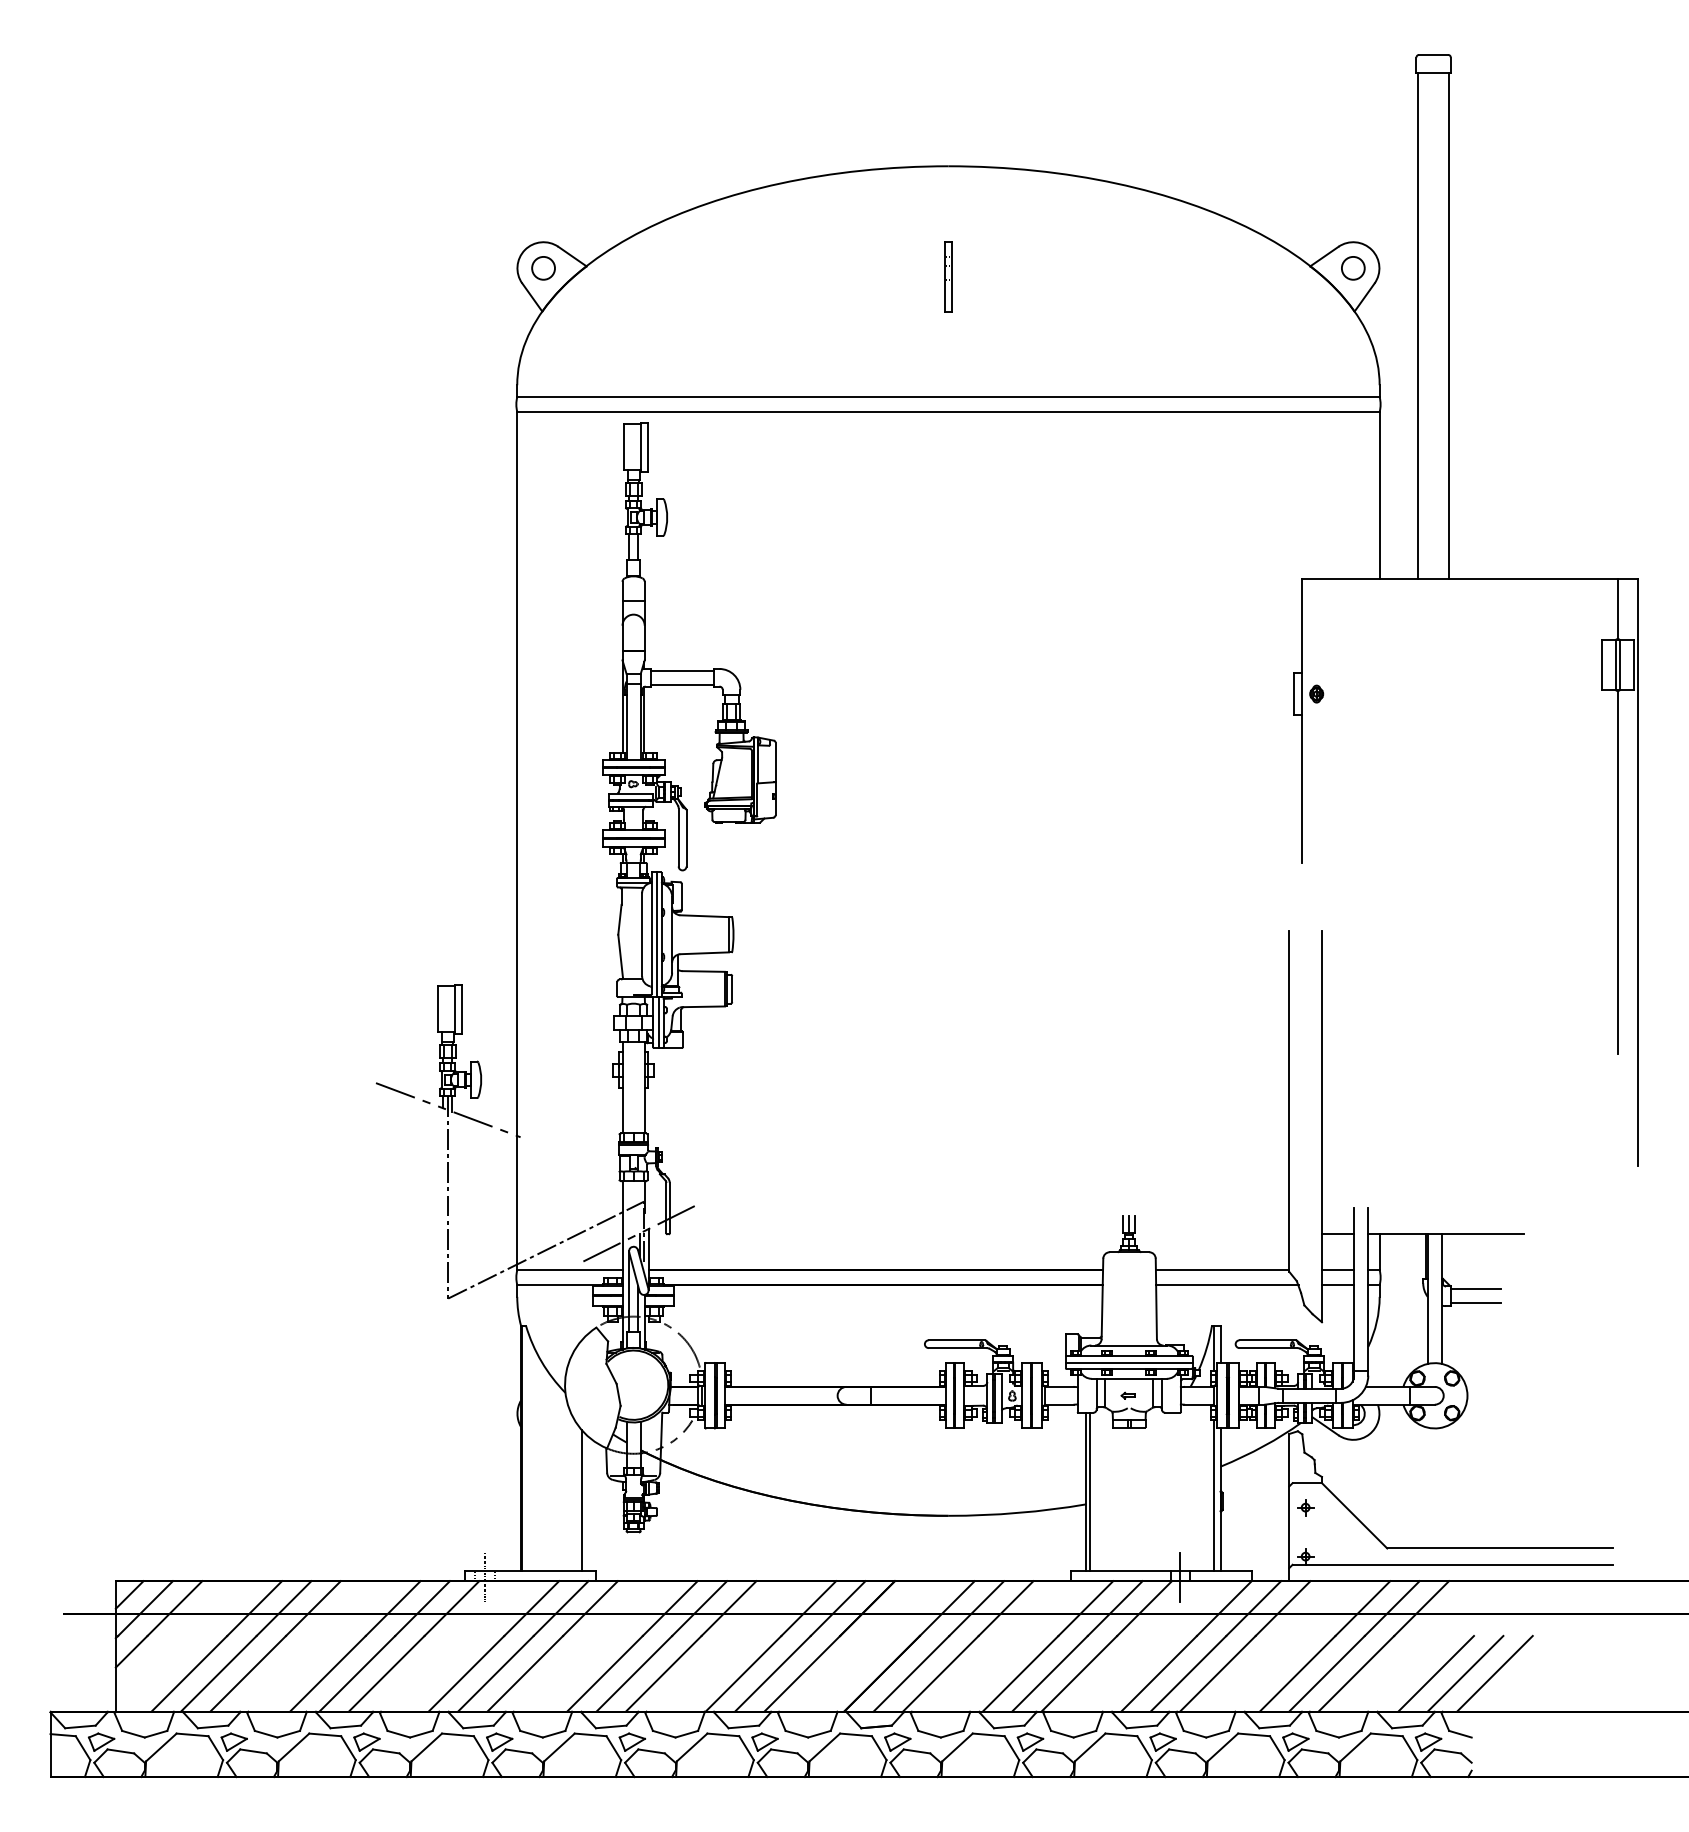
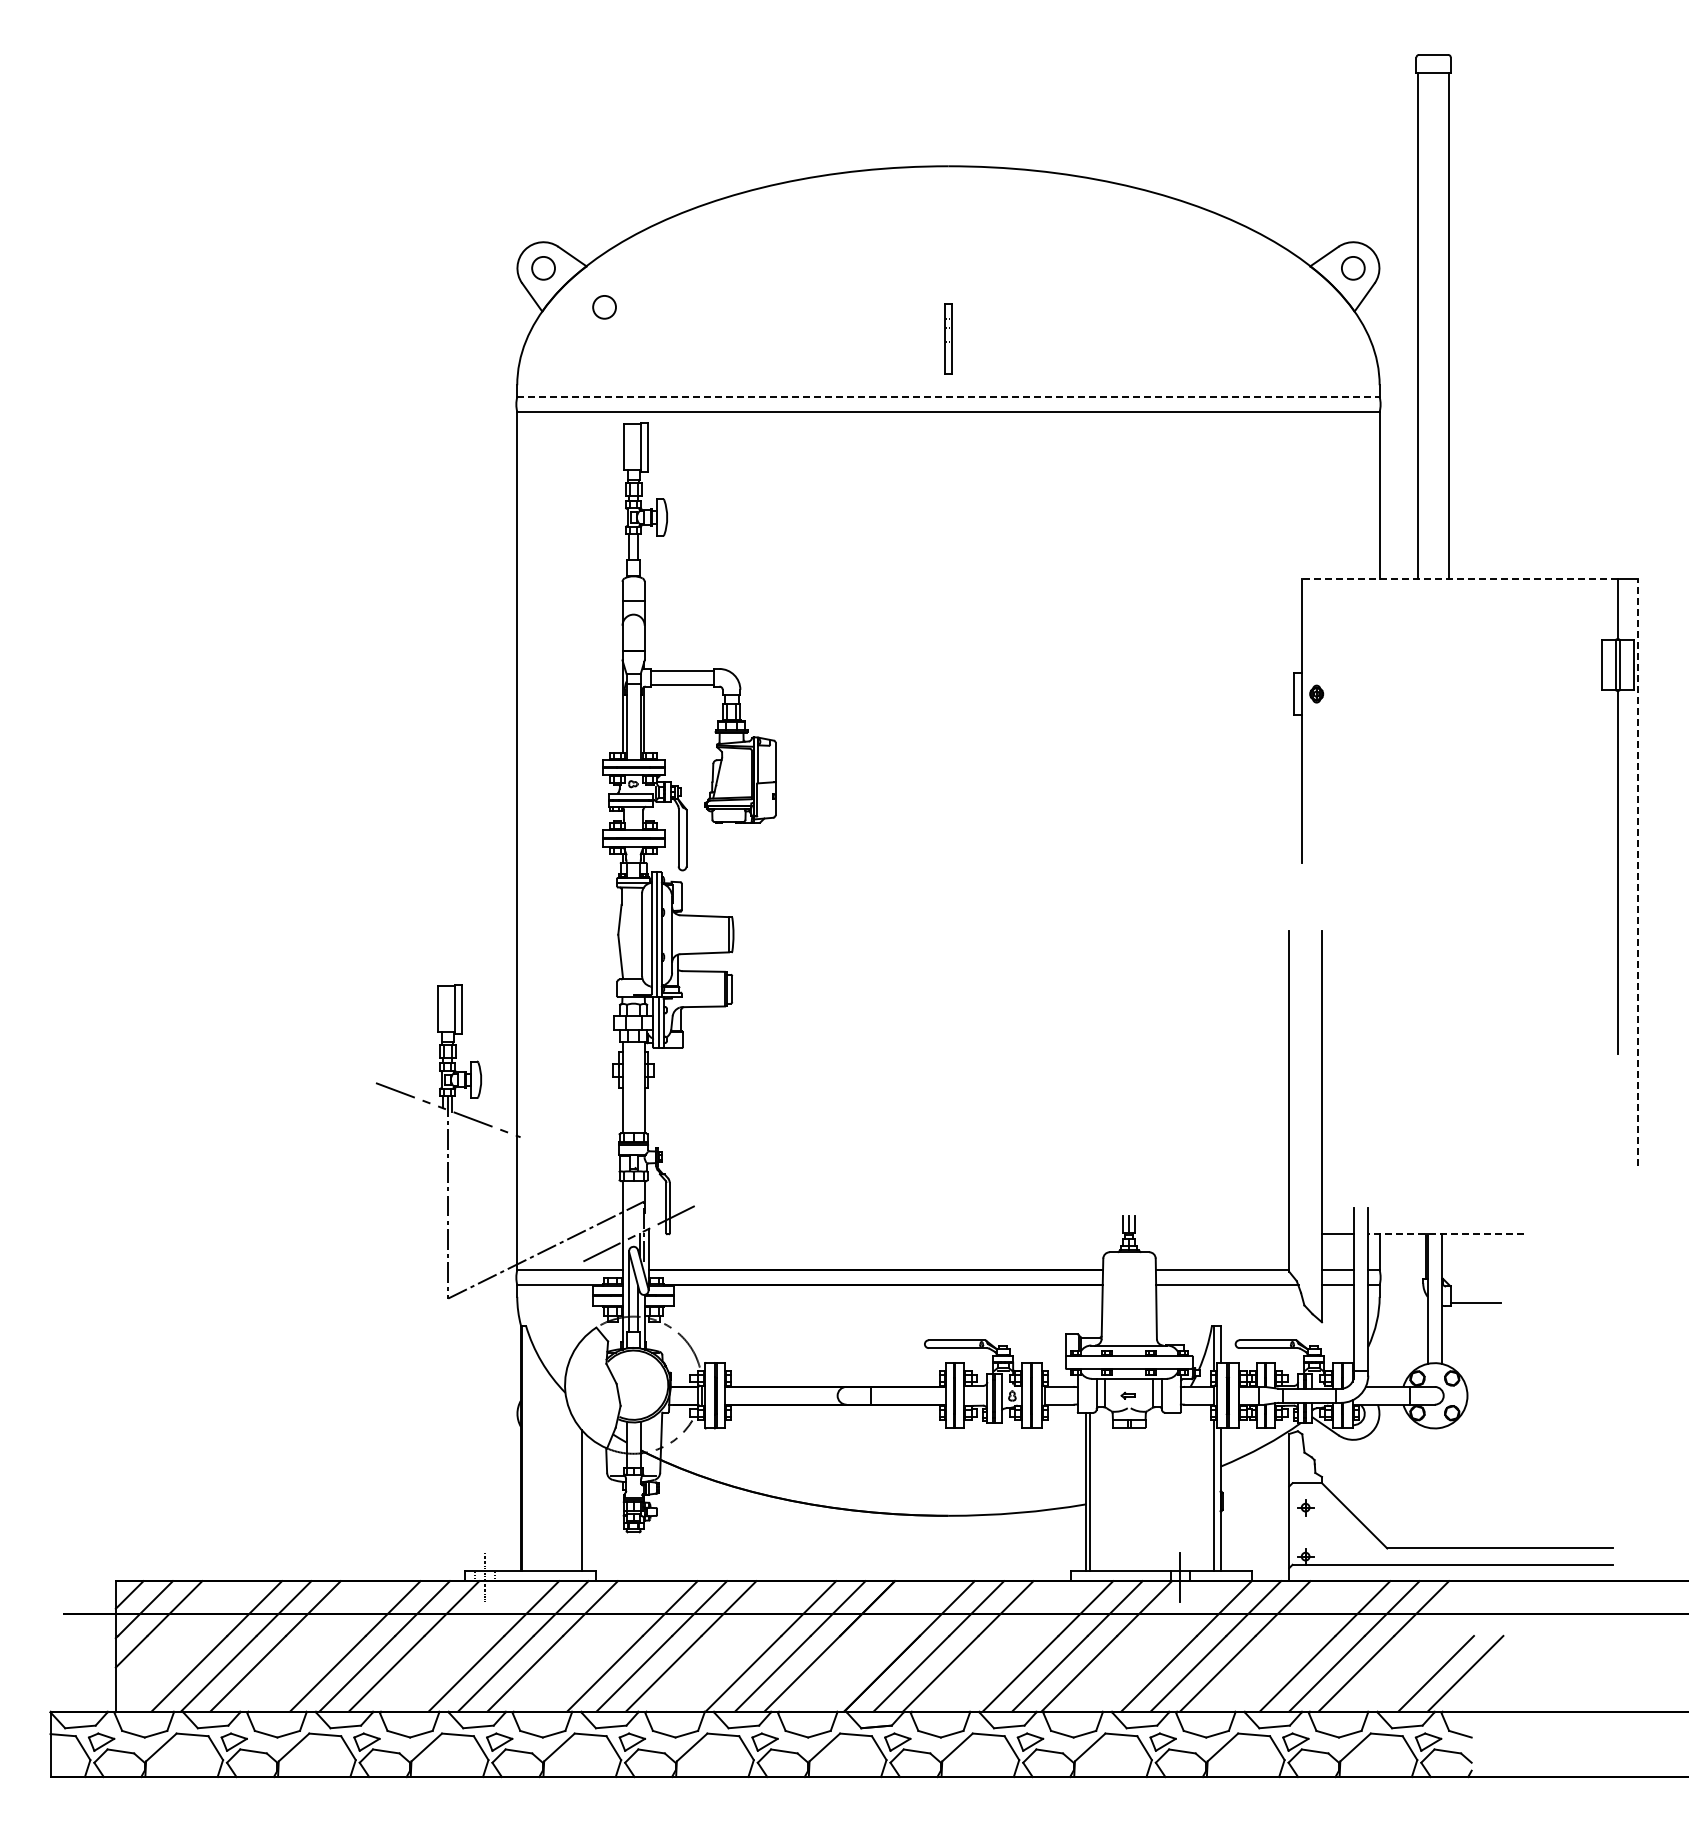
part position: (948, 276) -> (948, 338) (948, 338)
circle: none -> present (604, 307)
line: solid -> dashed (948, 396)
line: solid -> dashed (1459, 578)
line: solid -> dashed (1638, 872)
line: solid -> dashed (1446, 1234)
line: present -> none (1475, 1289)
line: present -> none (1128, 1362)
line: present -> none (1494, 1673)
